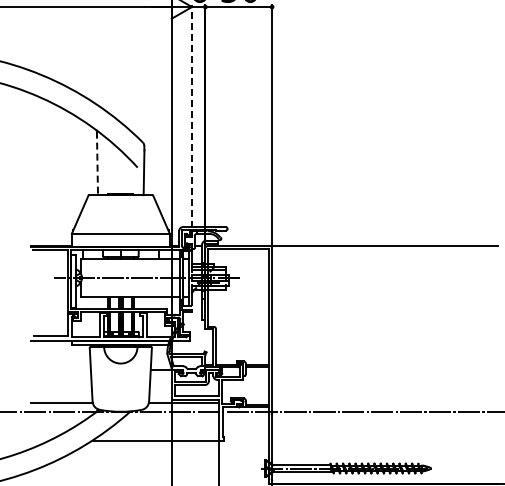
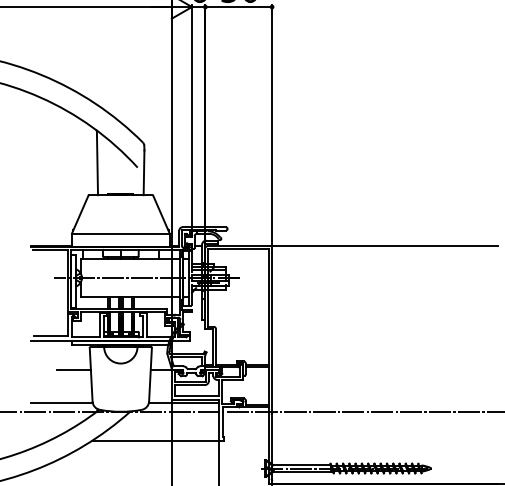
line: dashed -> solid (192, 116)
line: dashed -> solid (97, 163)
line: none -> present (73, 369)
